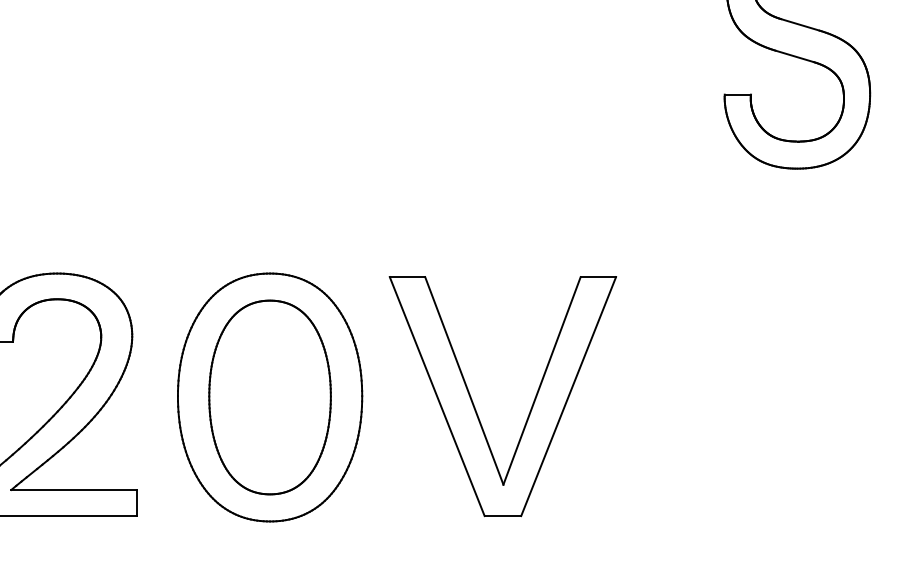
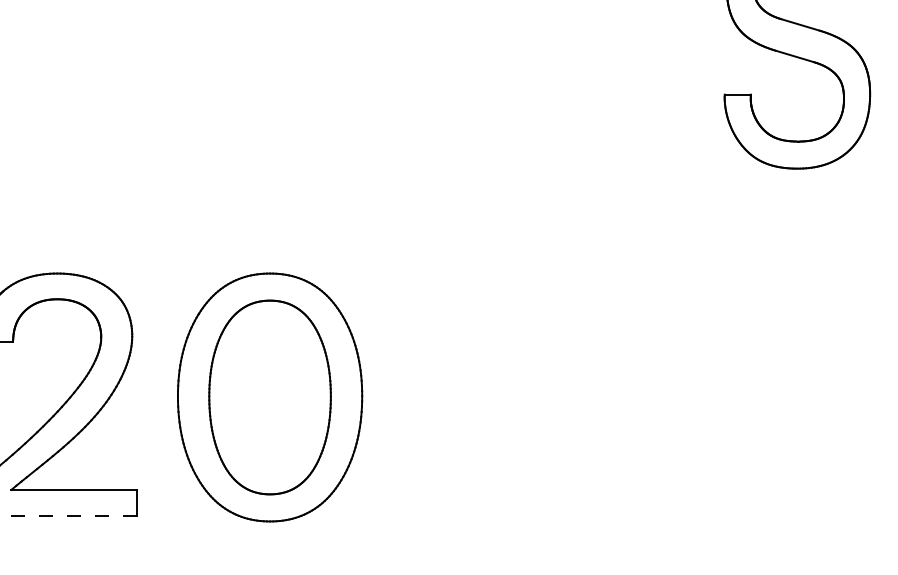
part: present -> none (476, 409)
line: solid -> dashed (68, 516)
